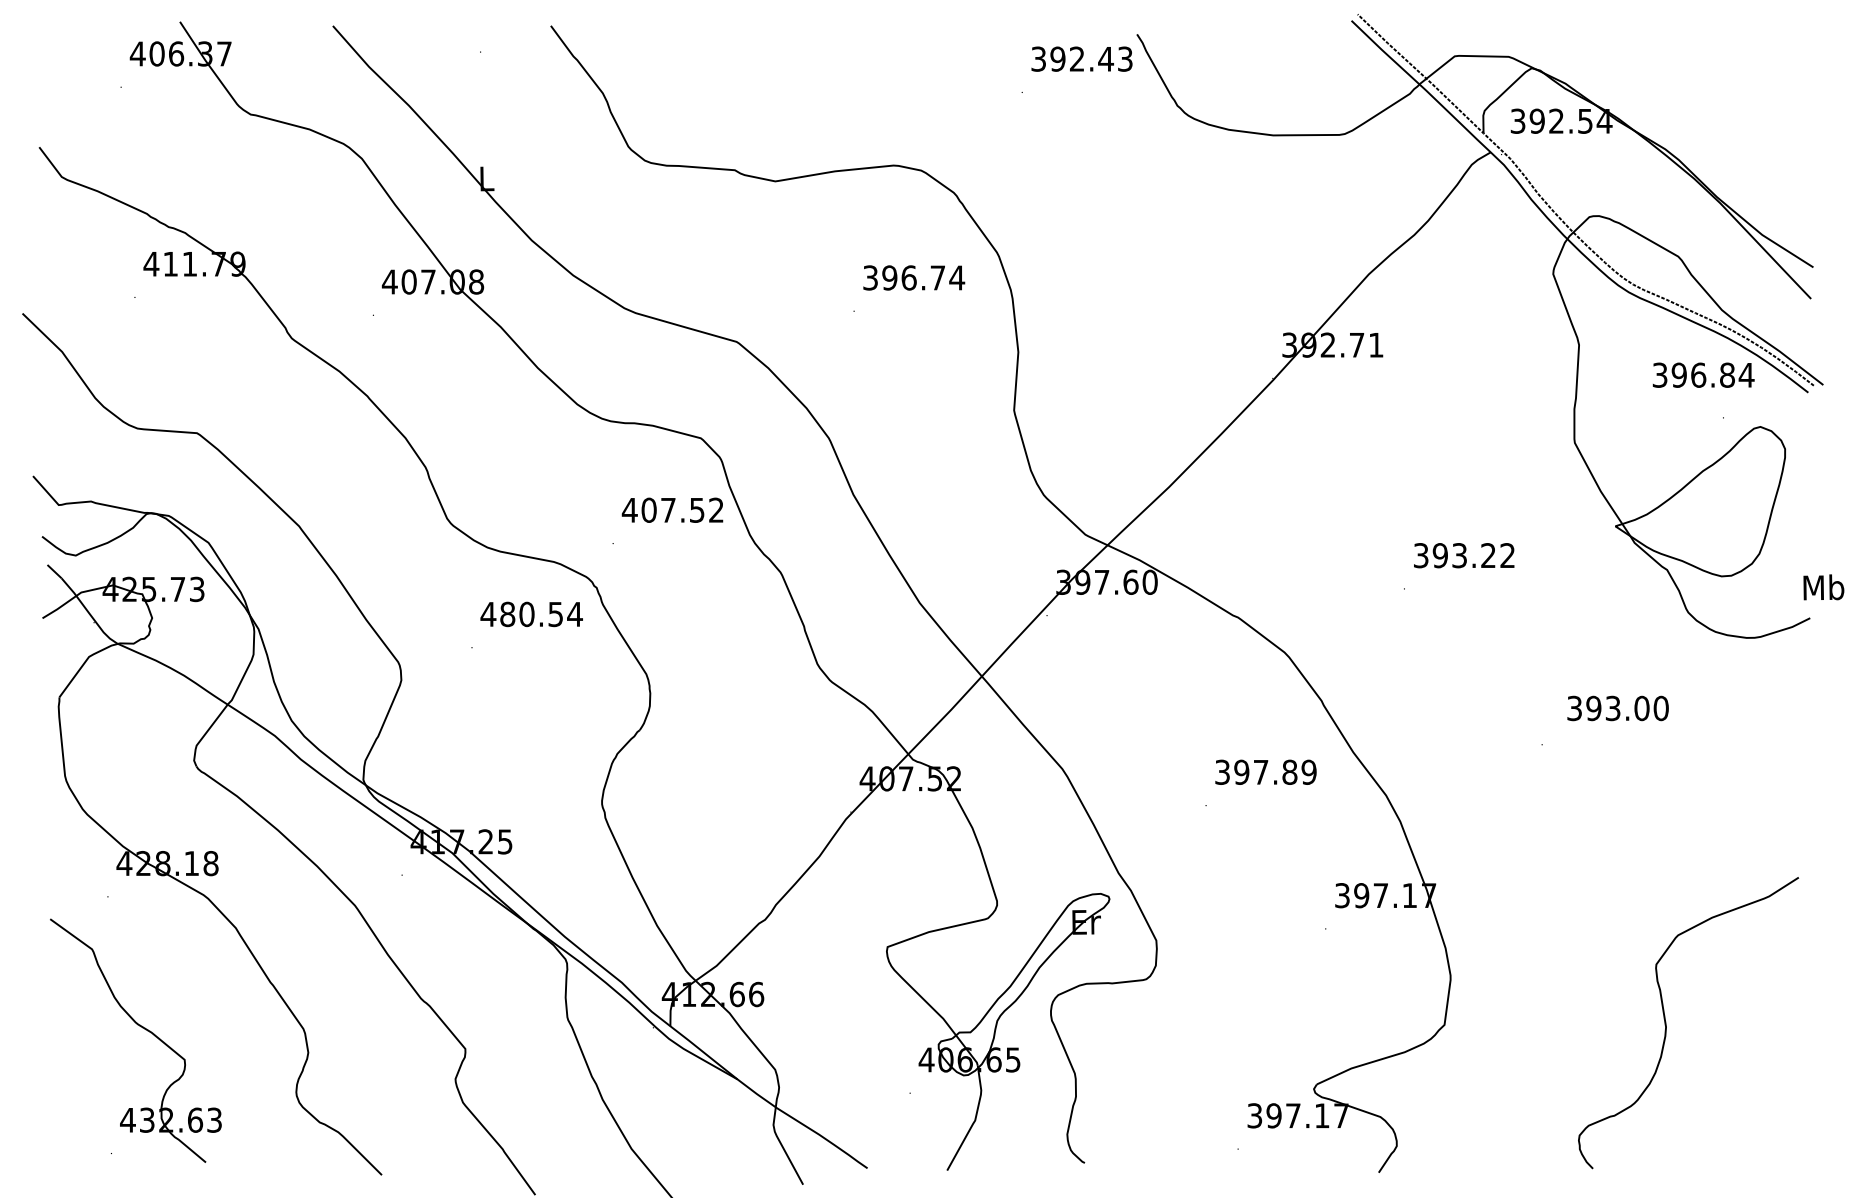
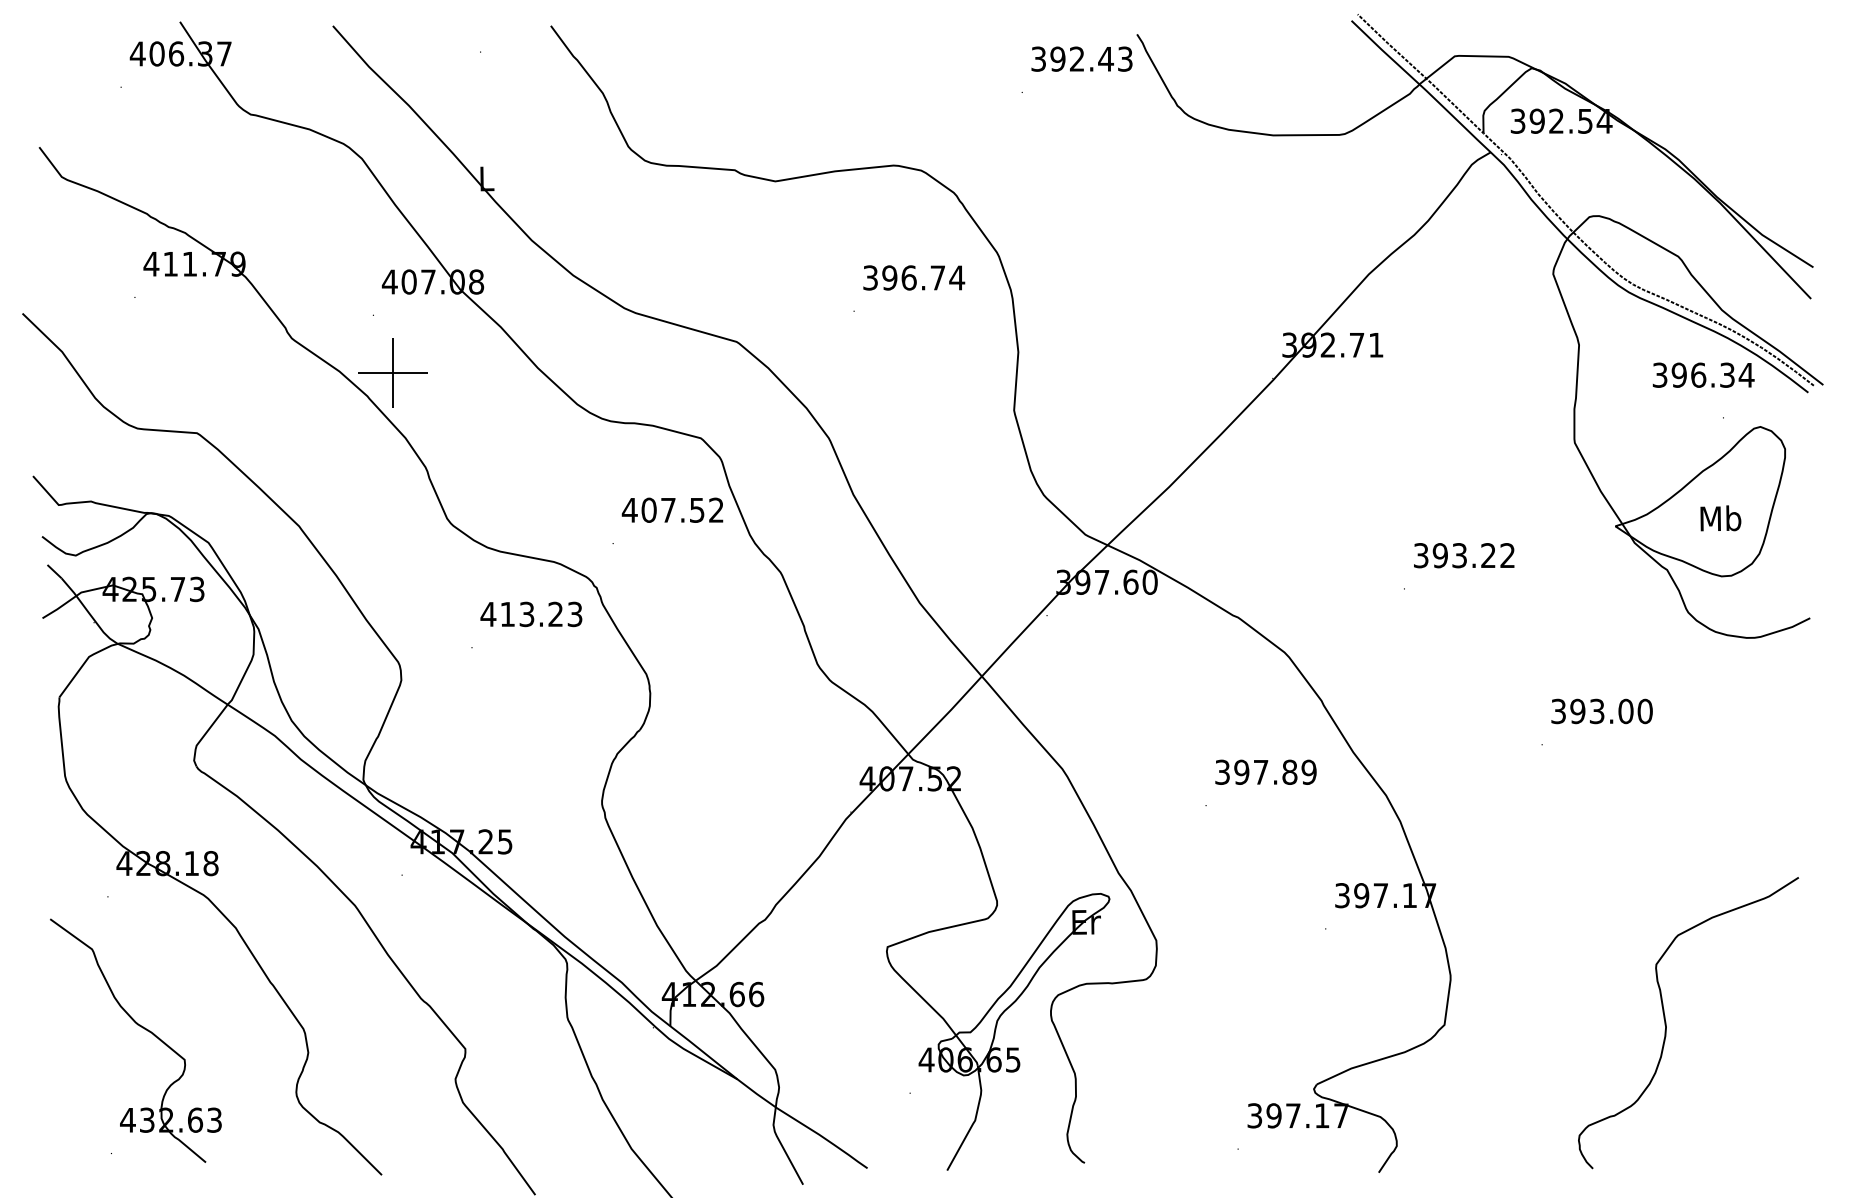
part: none -> present (392, 372)
text: 396.84 -> 396.34 (1727, 374)
text position: (1823, 587) -> (1720, 518) (1720, 518)
text: 480.54 -> 413.23 (541, 614)
text position: (1617, 708) -> (1601, 711) (1601, 711)
